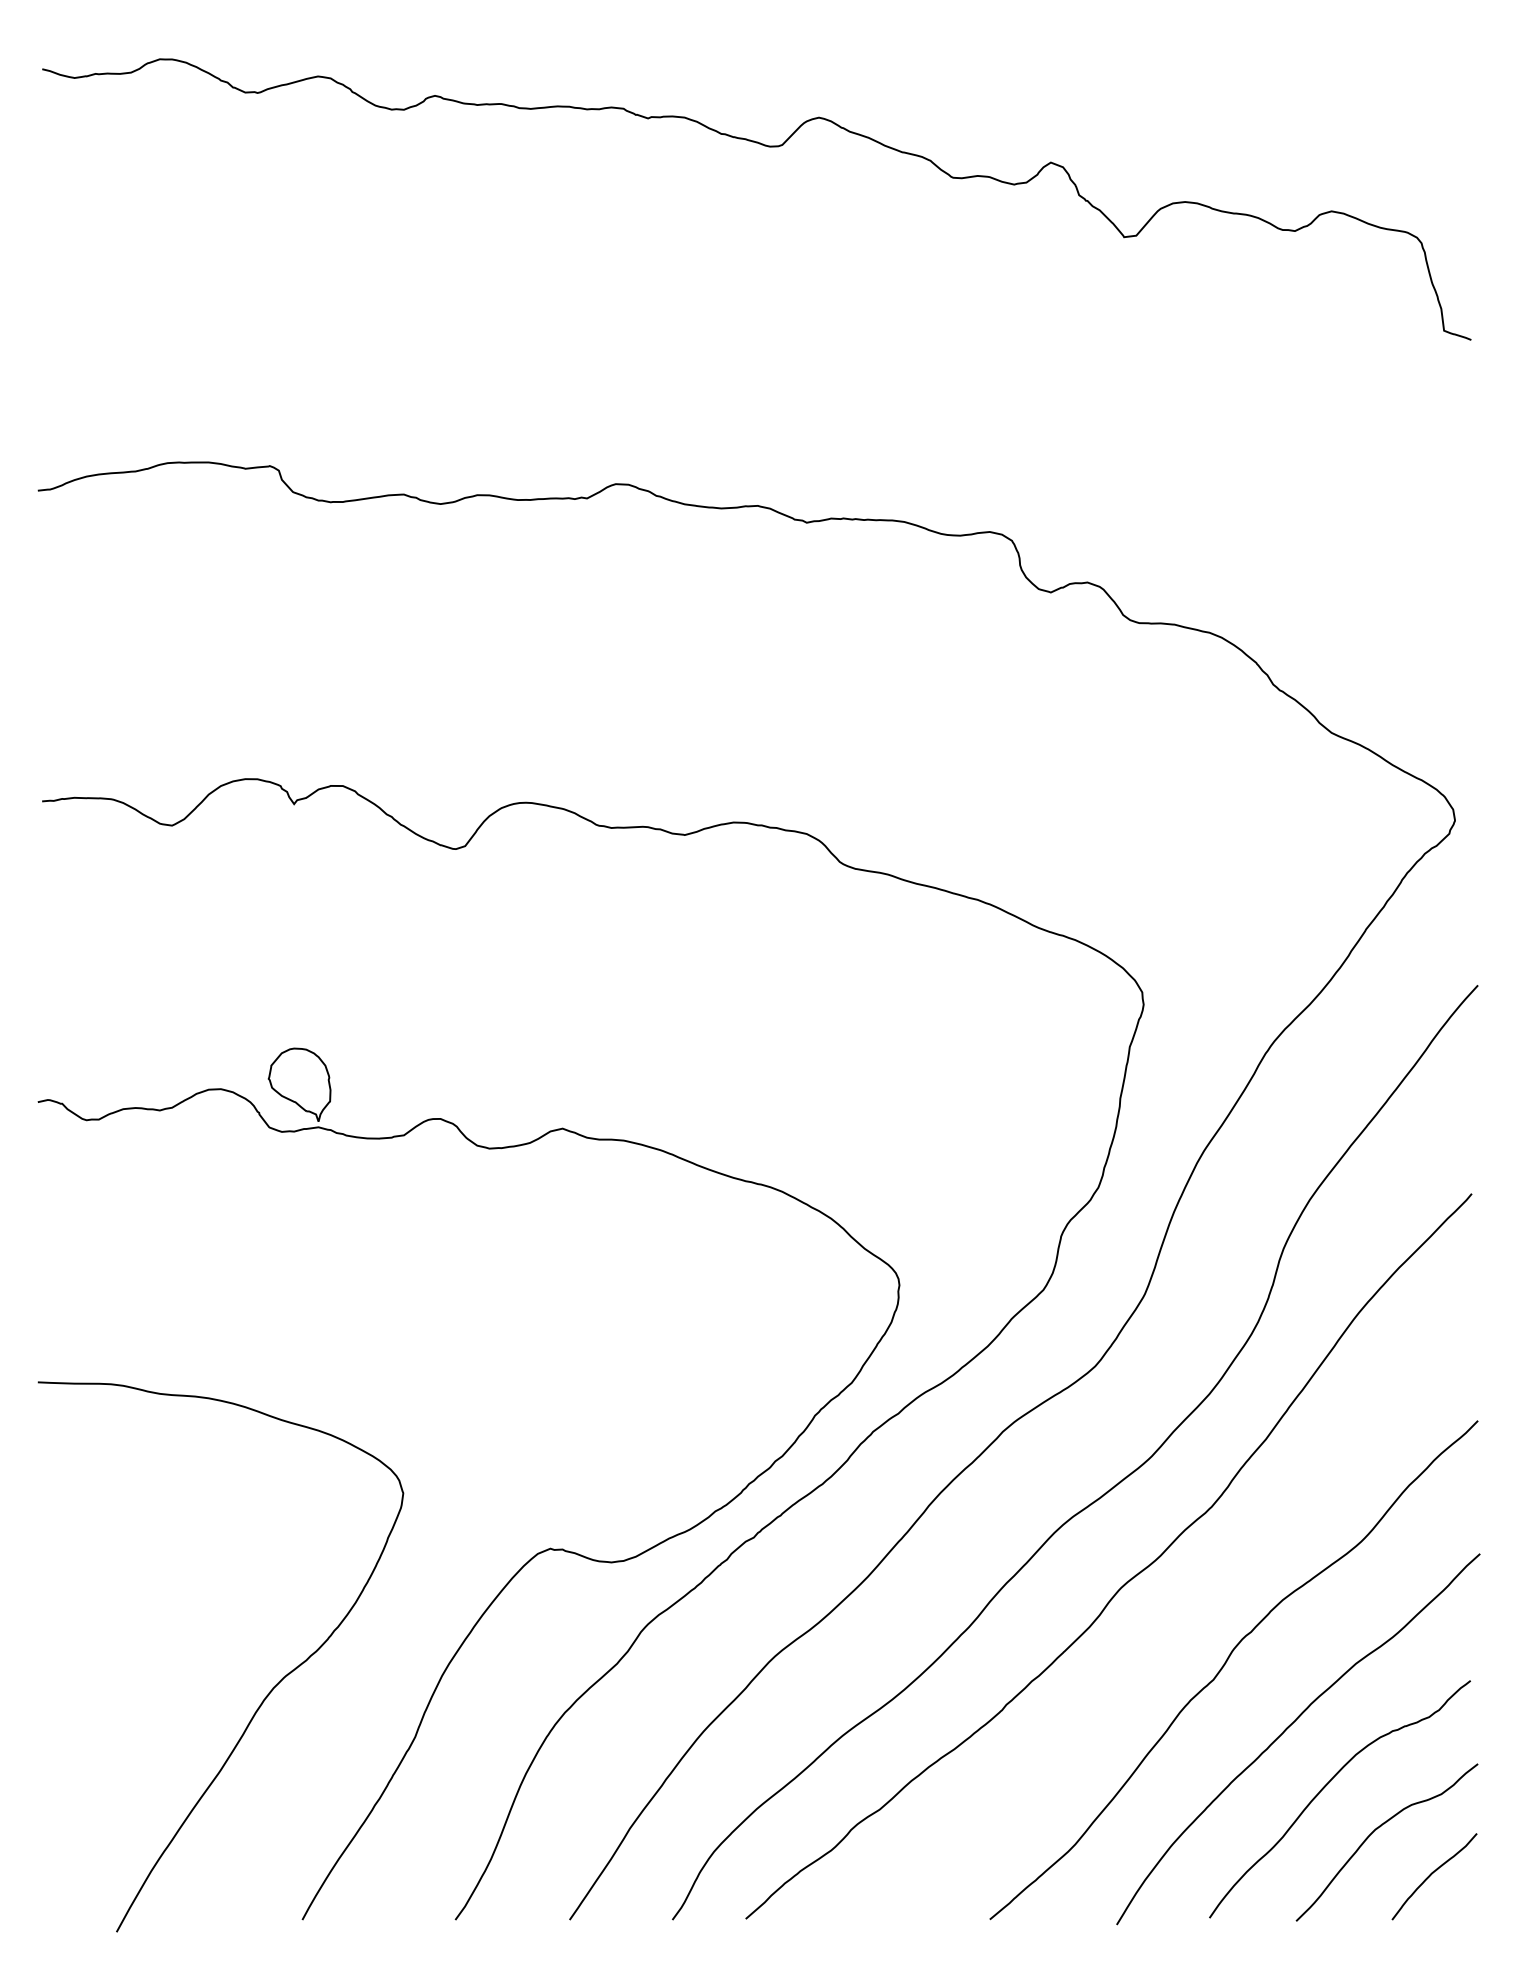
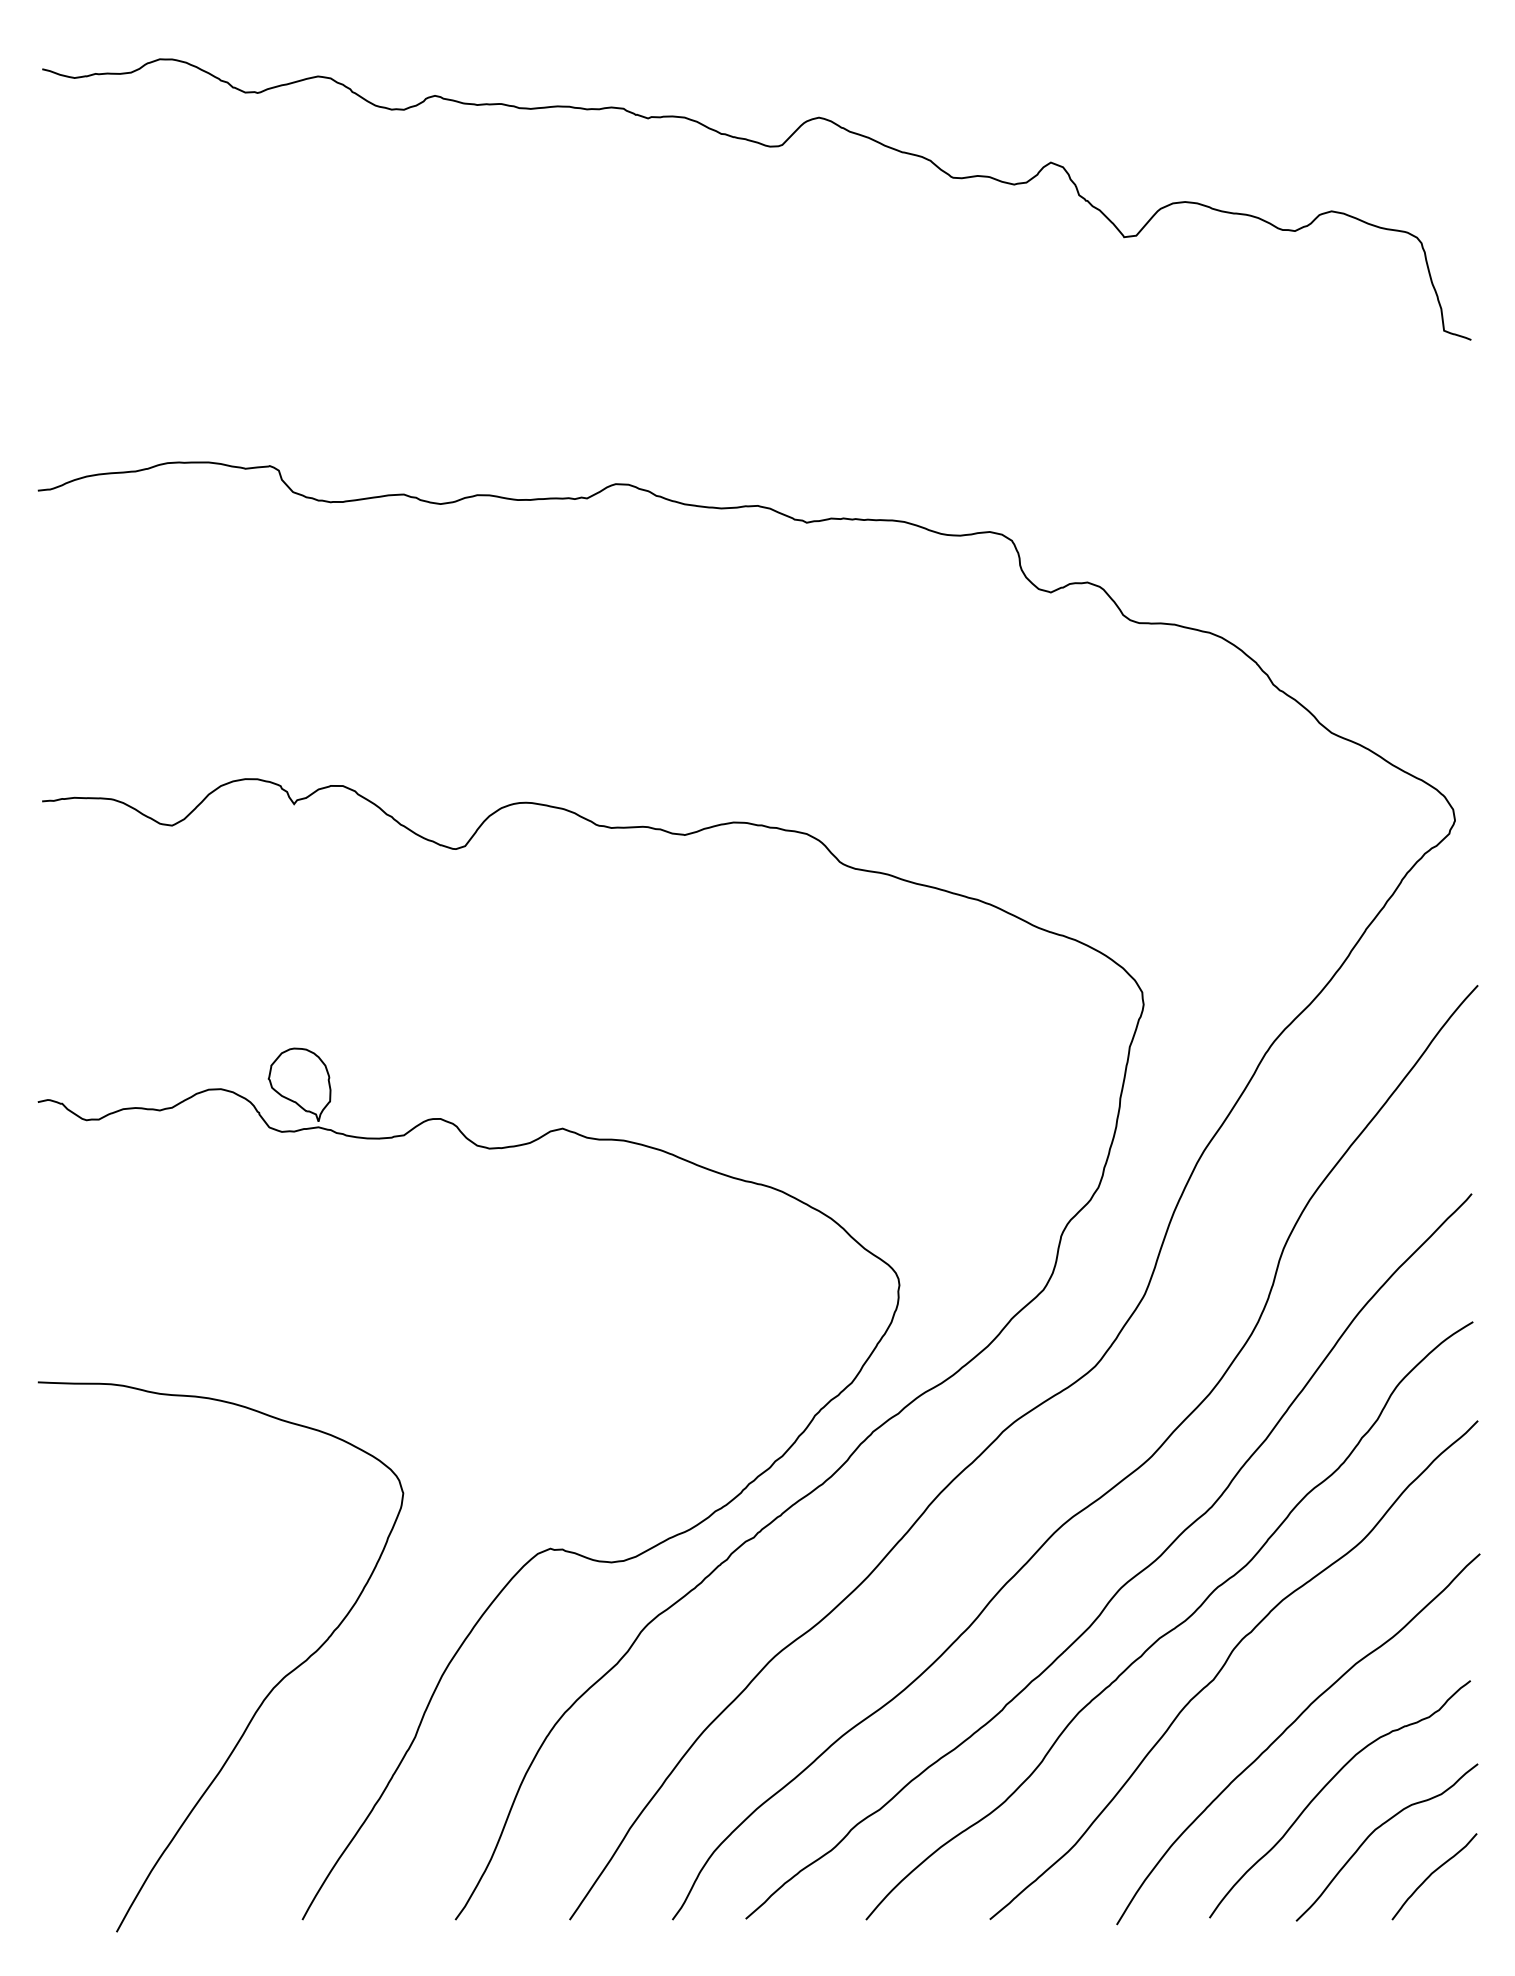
curve: none -> present (1175, 1626)
